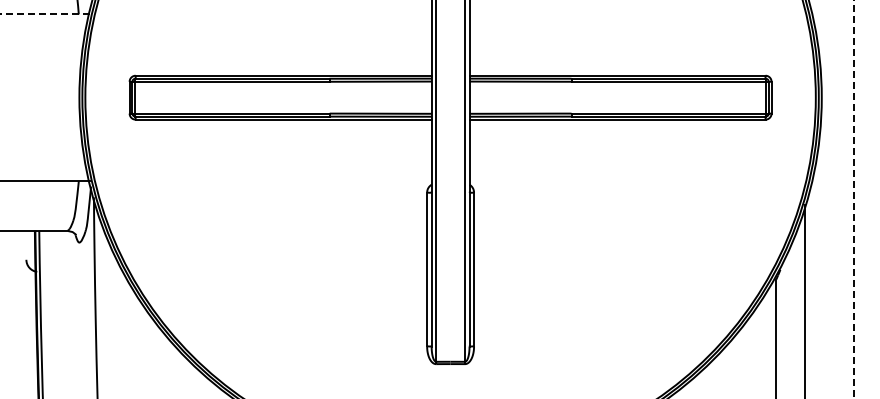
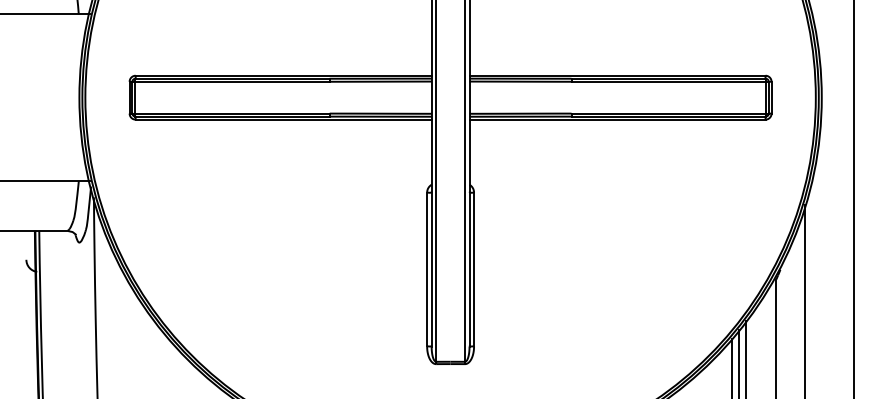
line: dashed -> solid (44, 14)
line: dashed -> solid (853, 199)
line: none -> present (746, 357)
line: none -> present (738, 362)
line: none -> present (731, 366)
